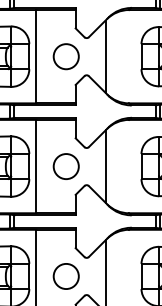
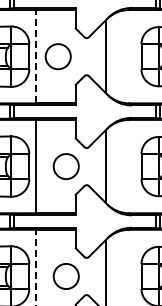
line: solid -> dashed (36, 56)
circle position: (65, 56) -> (57, 56) (57, 56)
line: solid -> dashed (36, 267)
